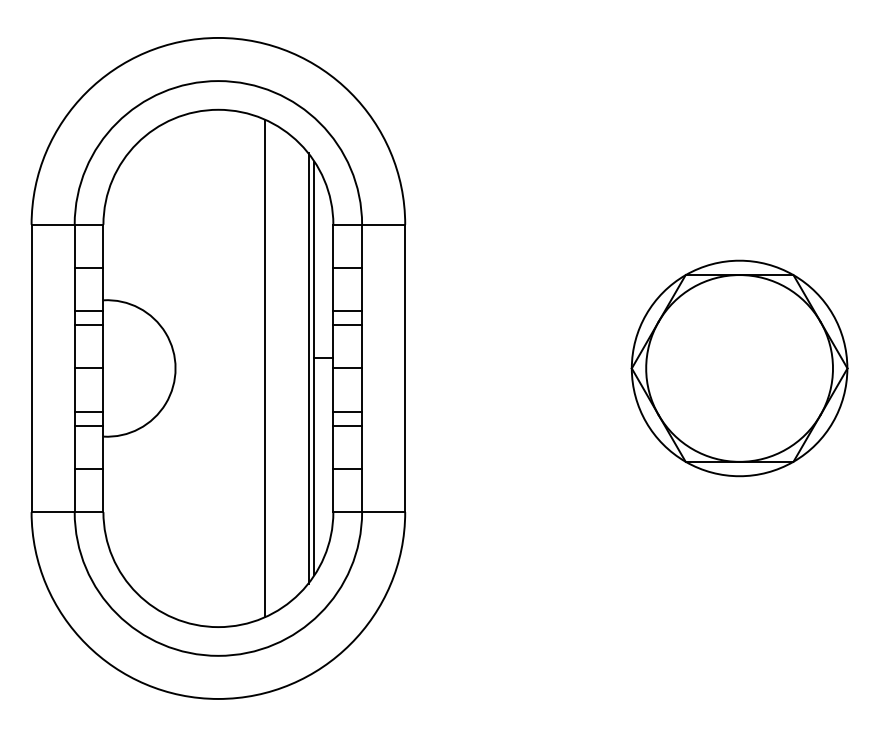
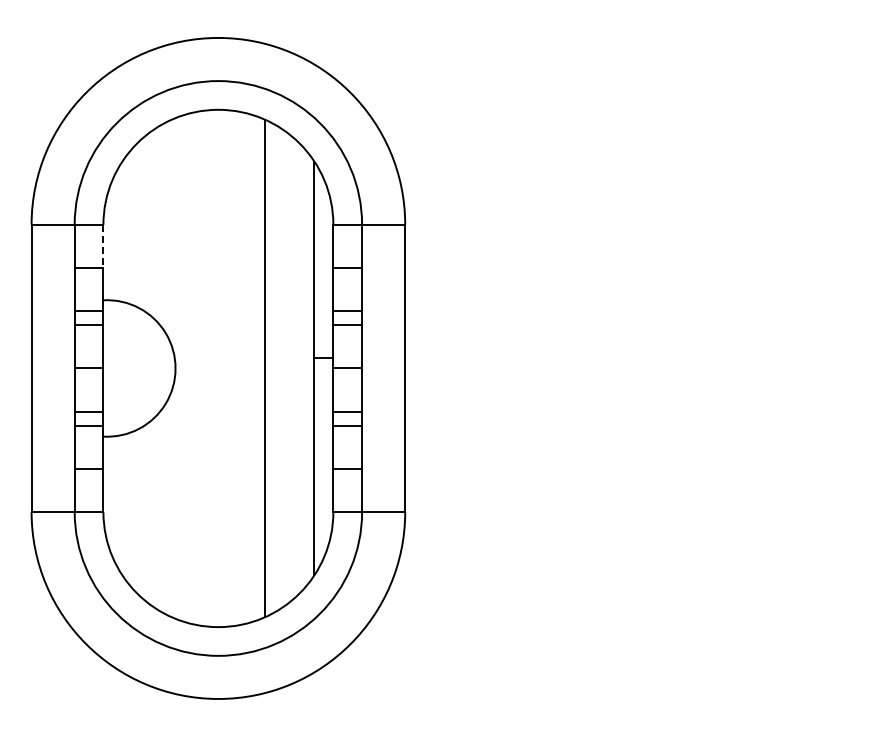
line: solid -> dashed (103, 246)
line: present -> none (308, 368)
part: present -> none (739, 368)
